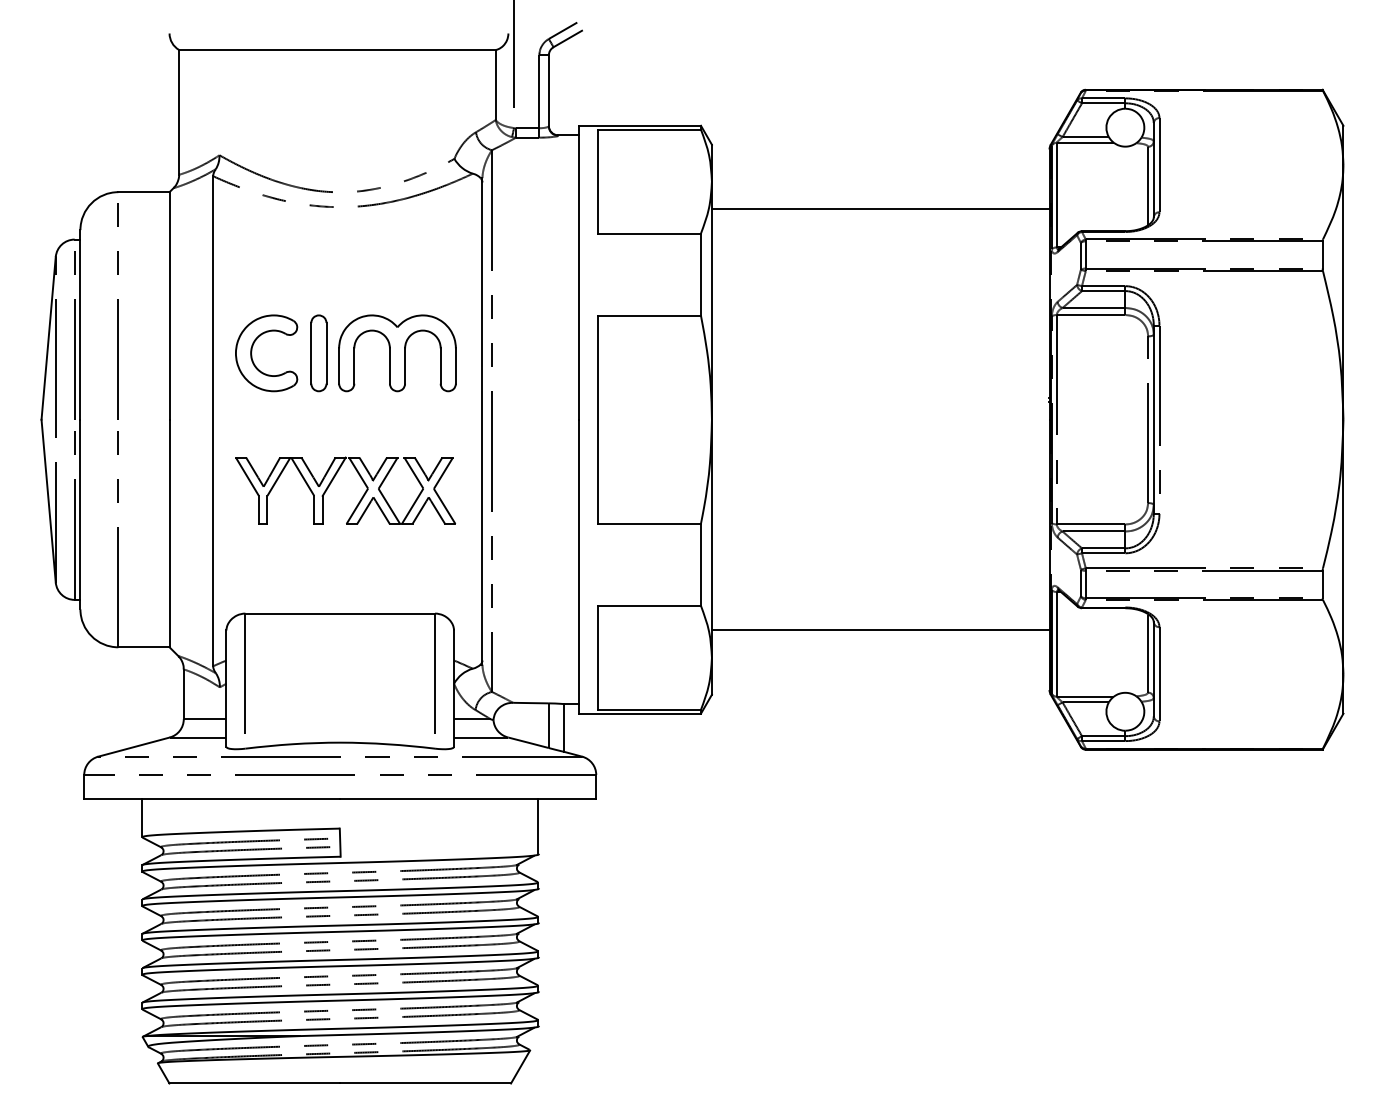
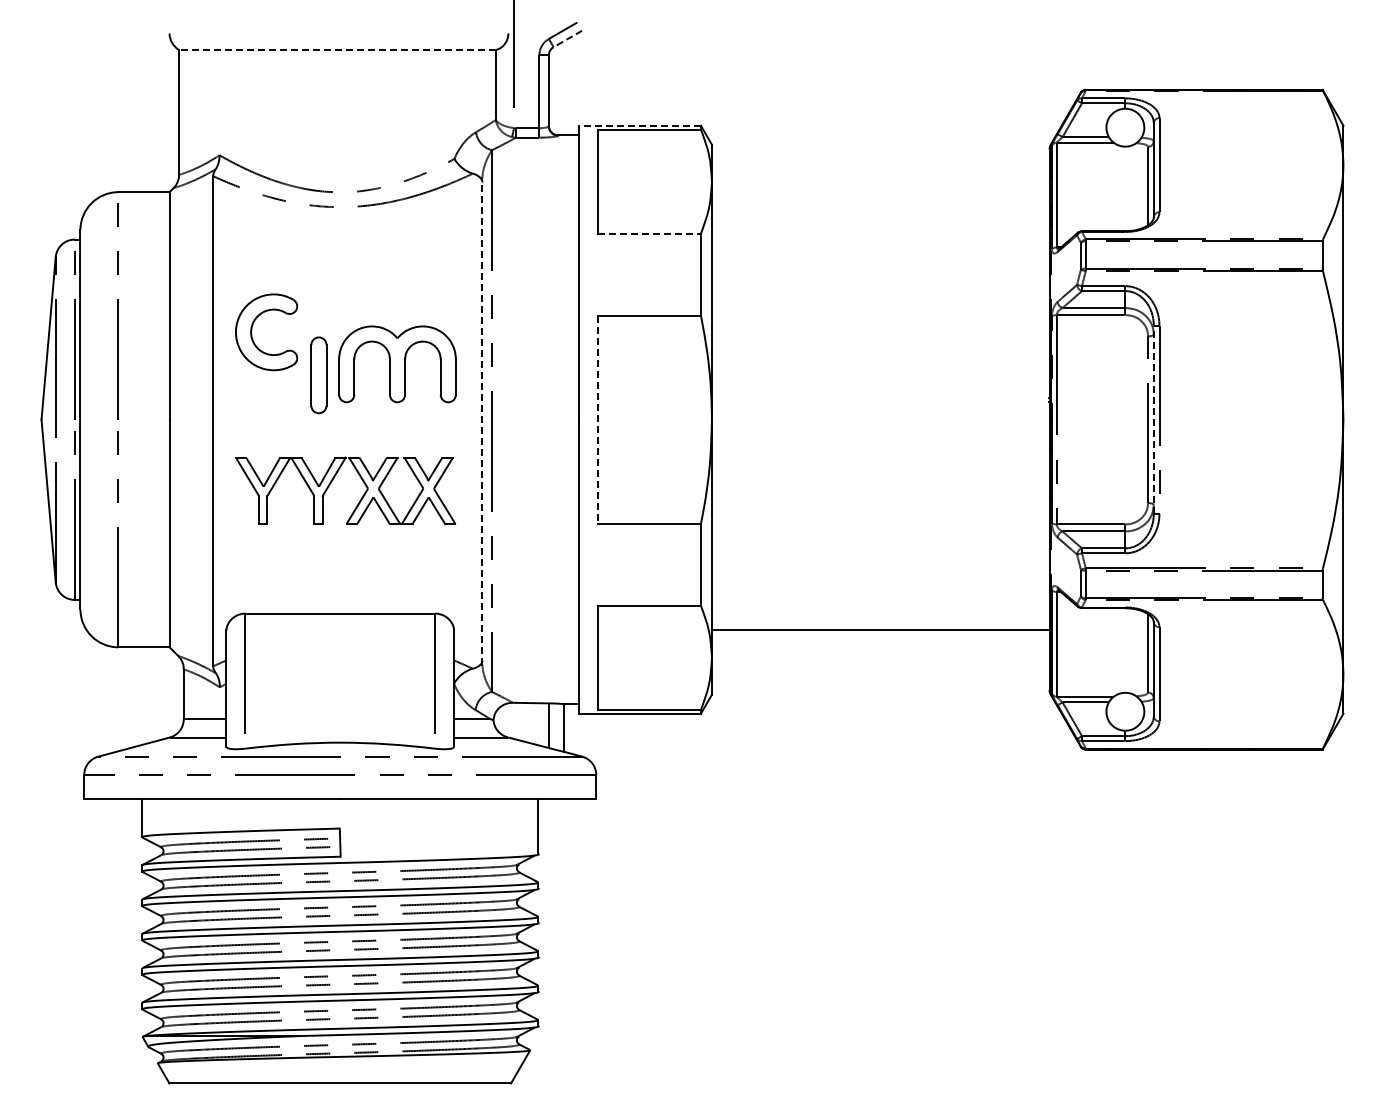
line: solid -> dashed (567, 39)
line: solid -> dashed (336, 49)
line: solid -> dashed (640, 125)
line: present -> none (880, 209)
line: solid -> dashed (650, 233)
part position: (318, 353) -> (318, 375) (318, 375)
part position: (397, 353) -> (397, 364) (397, 364)
part position: (252, 354) -> (252, 333) (252, 333)
line: solid -> dashed (598, 419)
line: solid -> dashed (1153, 419)
line: solid -> dashed (482, 420)
